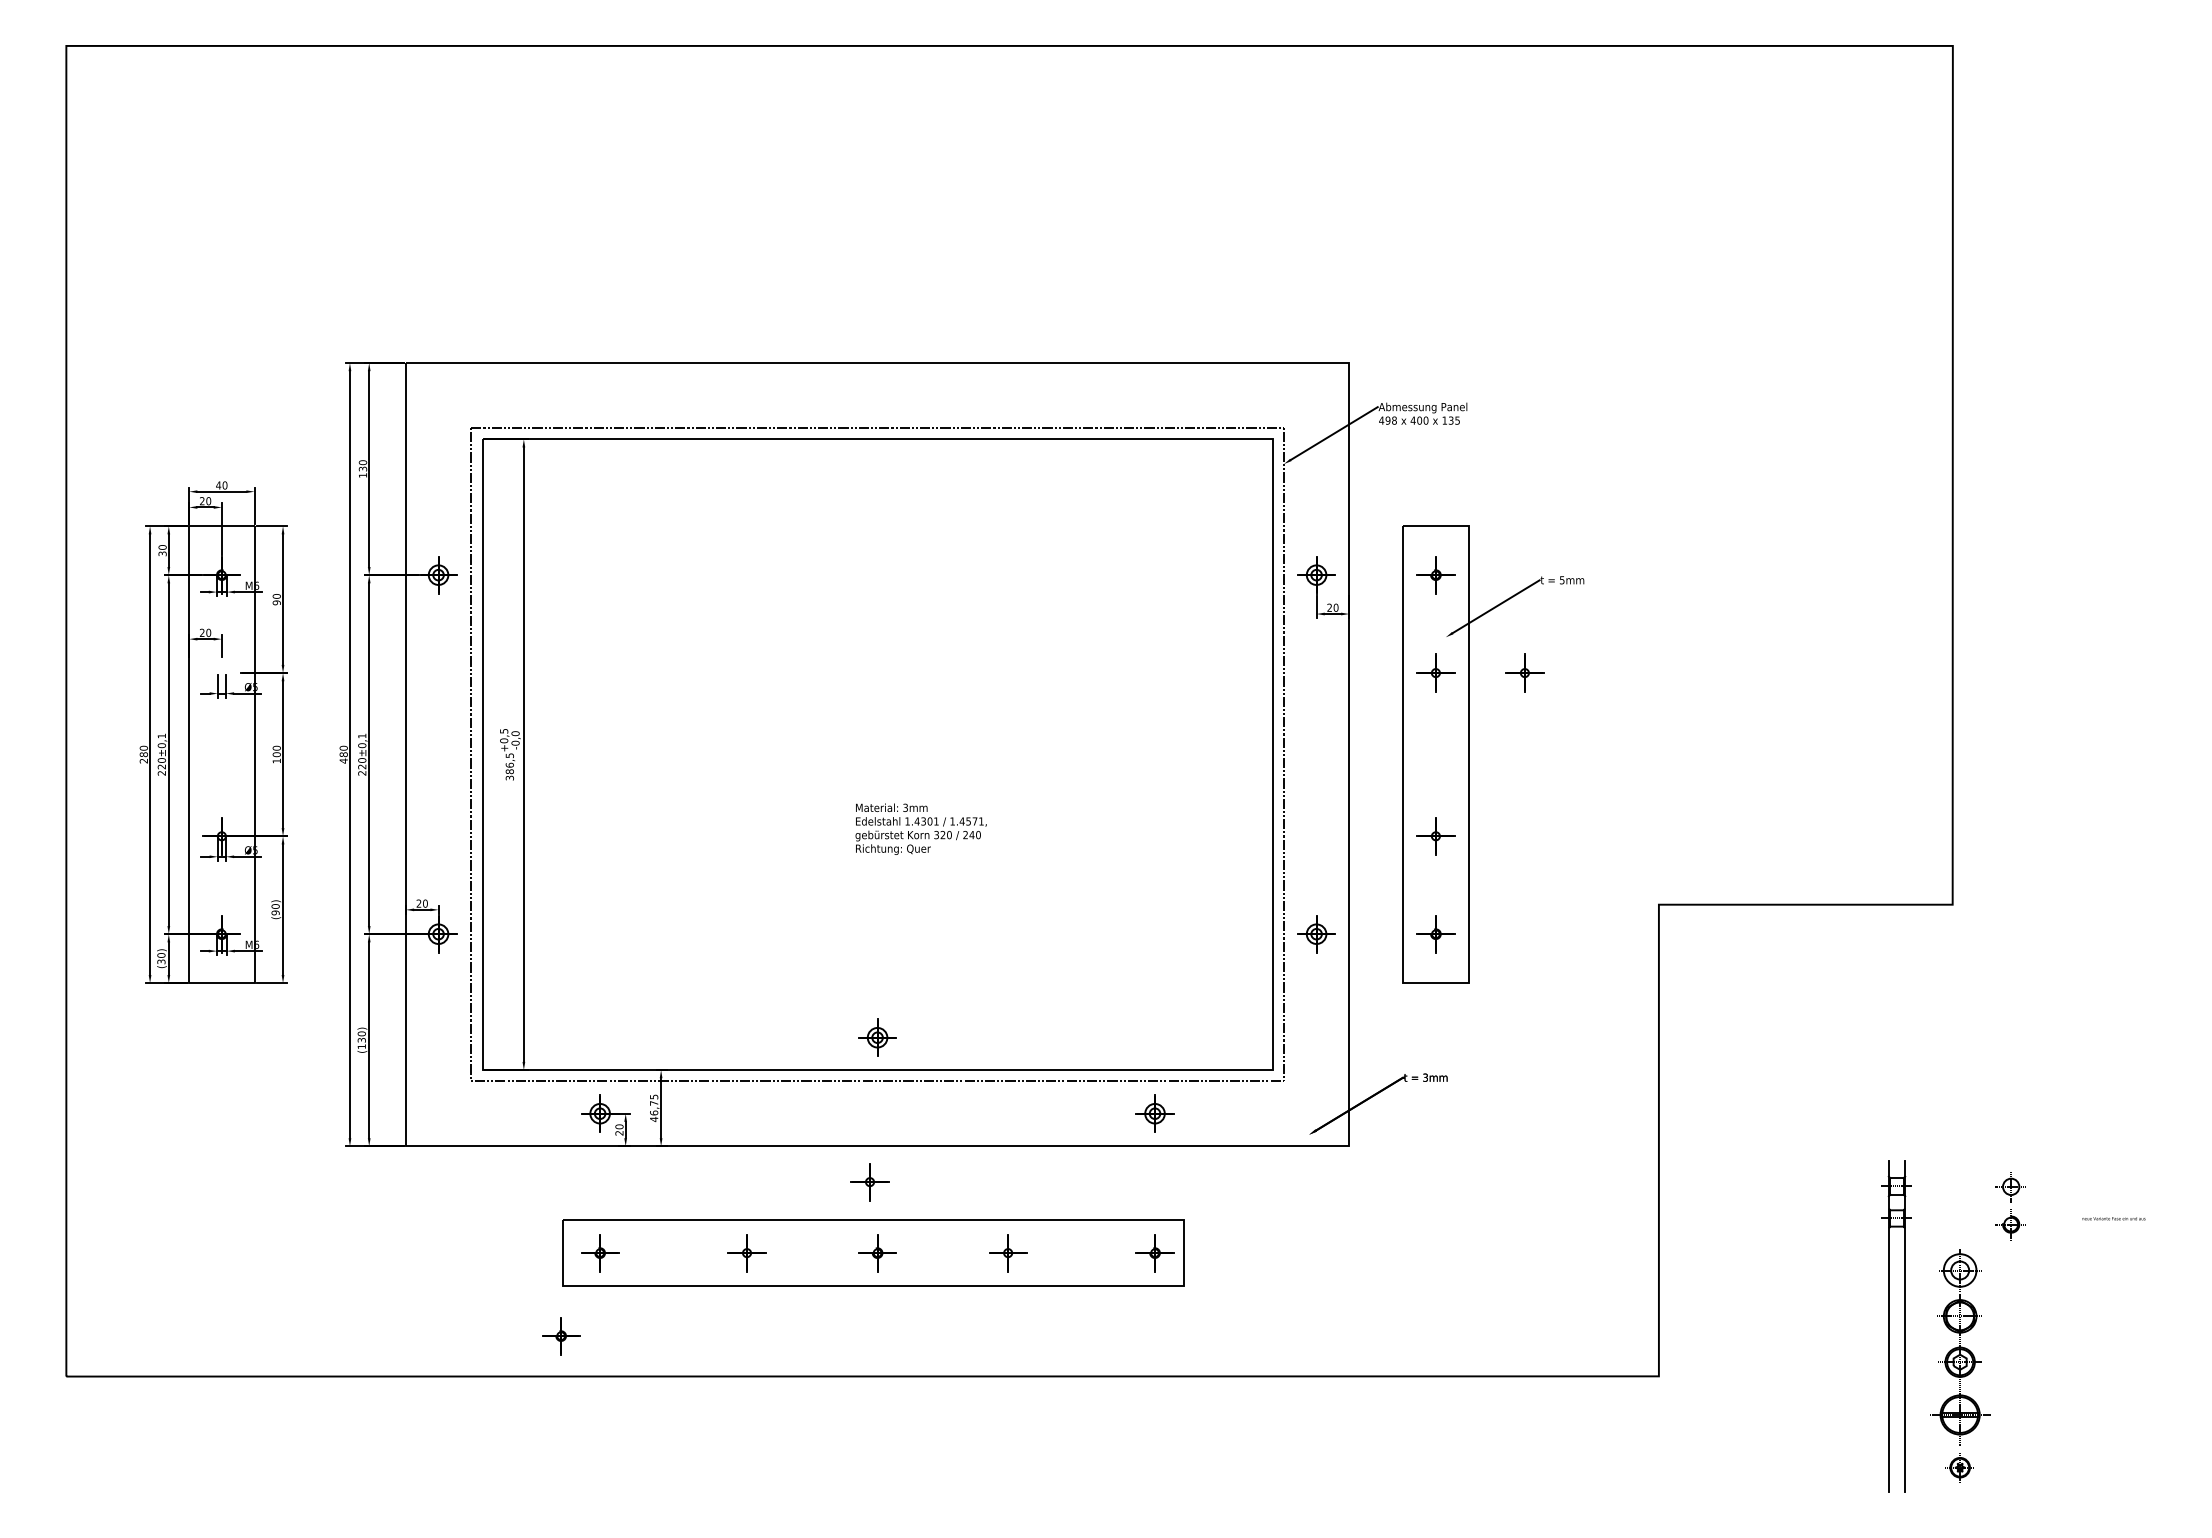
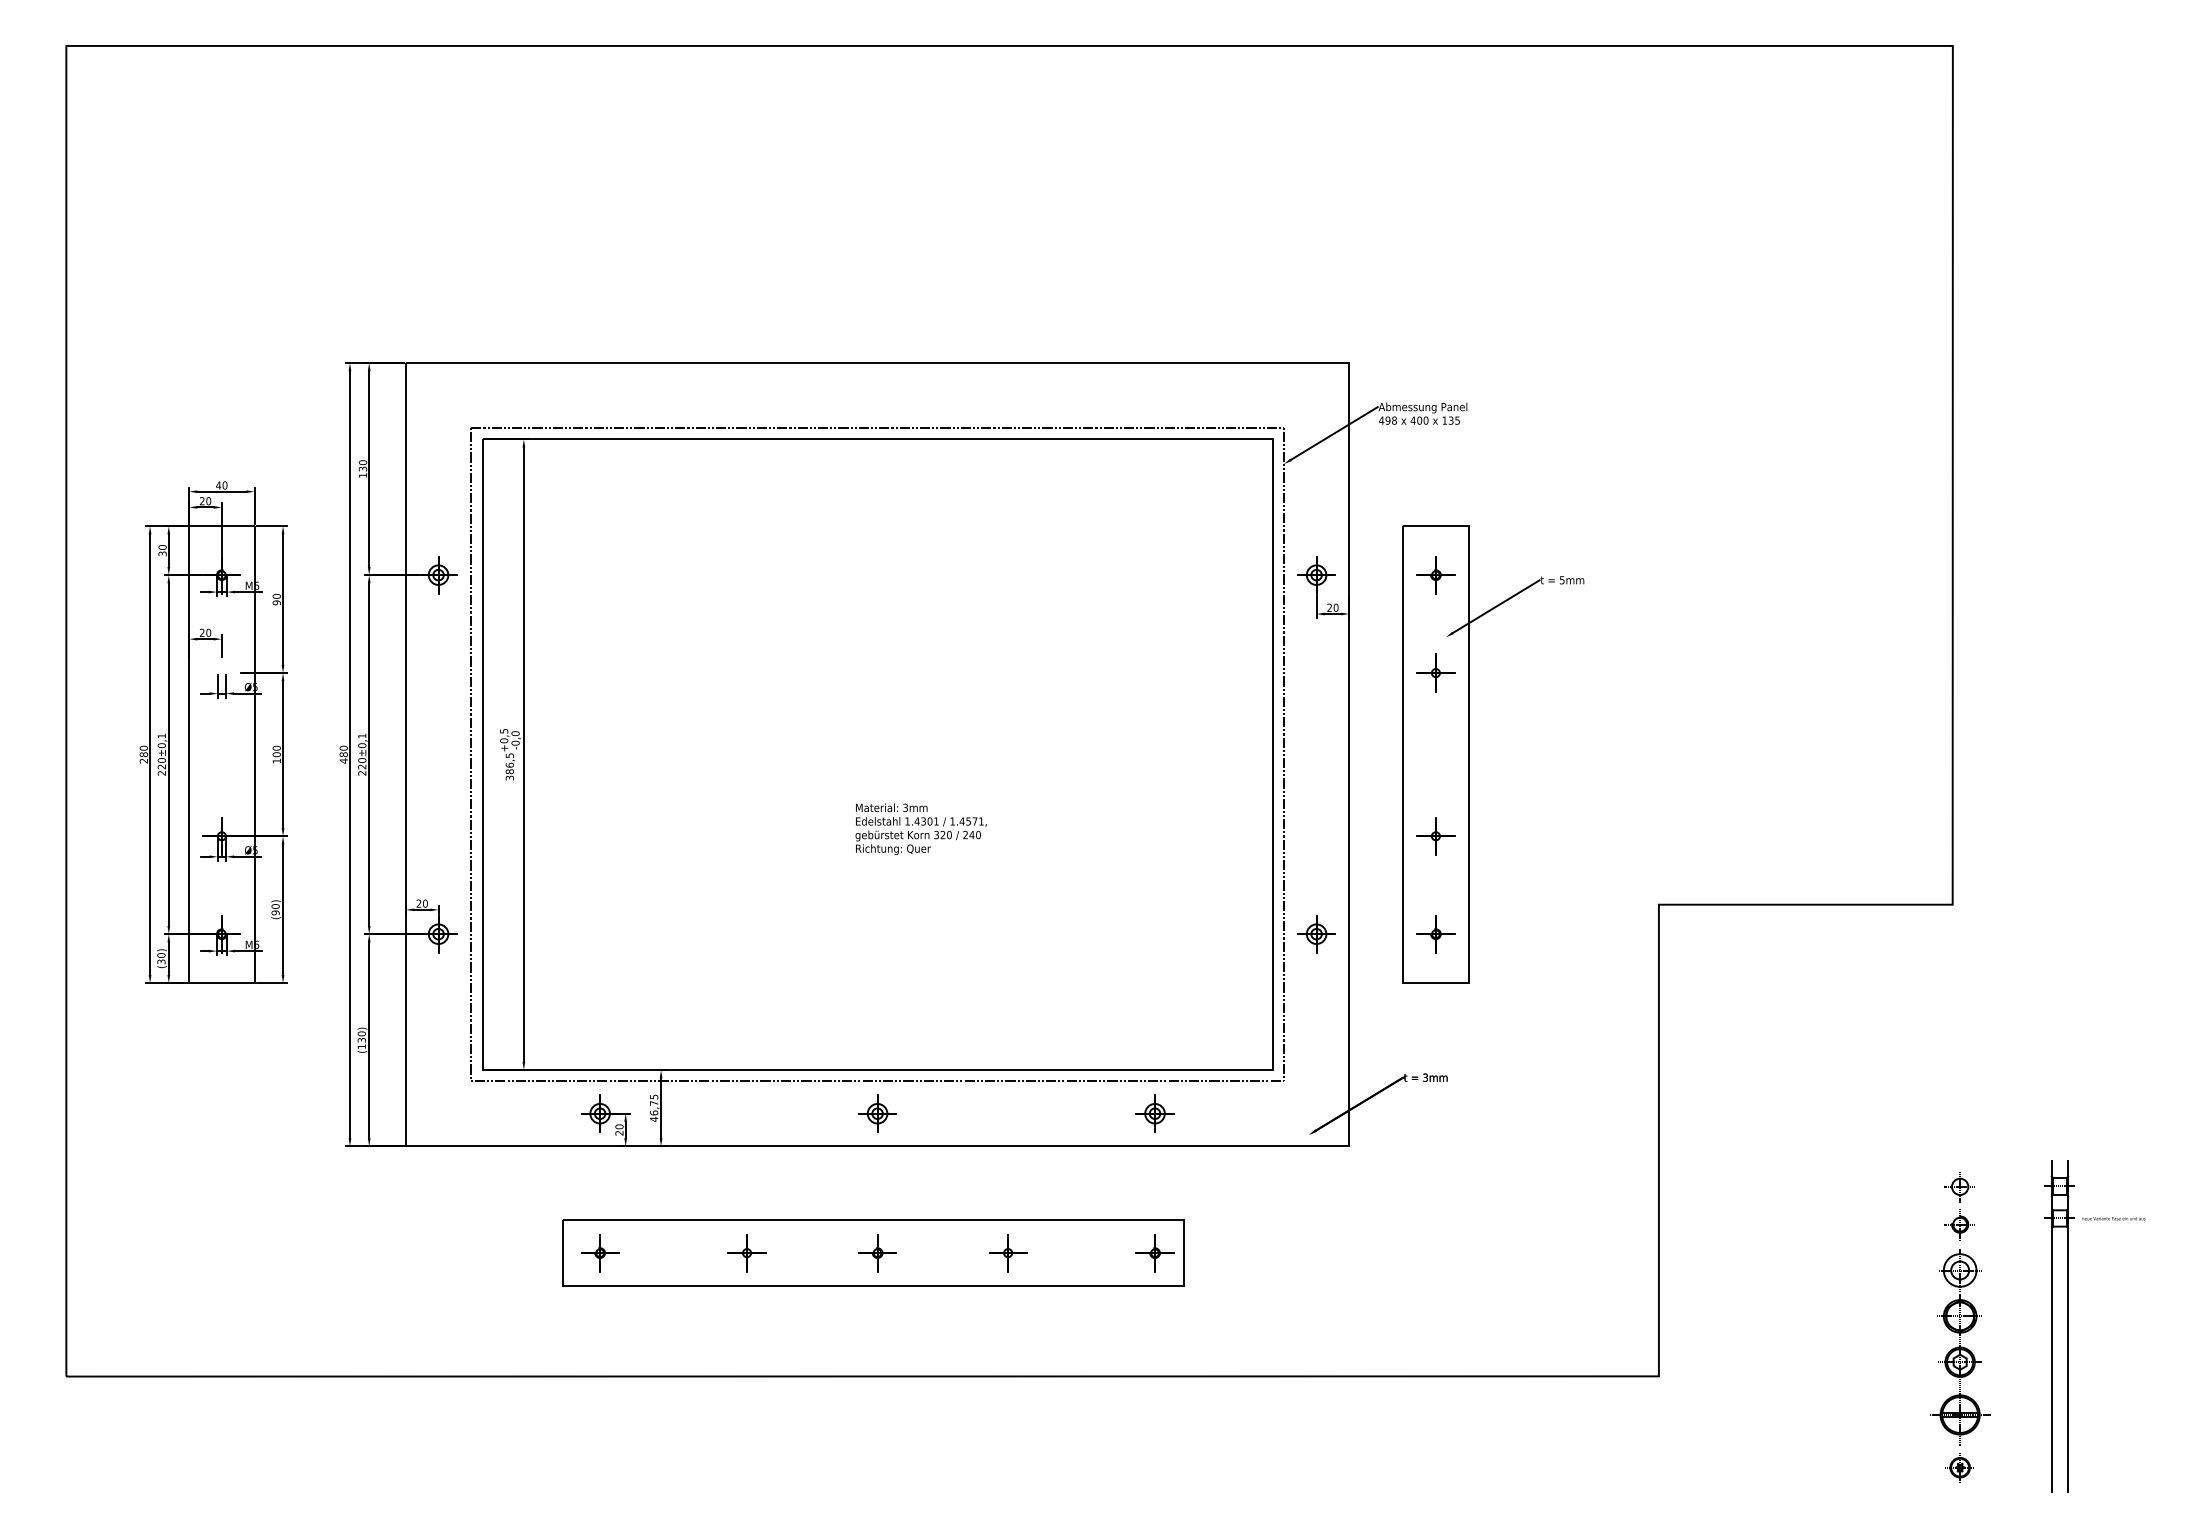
part: present -> none (1524, 672)
part position: (877, 1037) -> (877, 1113) (877, 1113)
part: present -> none (869, 1182)
part position: (2010, 1206) -> (1959, 1206) (1959, 1206)
part position: (1889, 1326) -> (2052, 1326) (2052, 1326)
part: present -> none (561, 1336)
